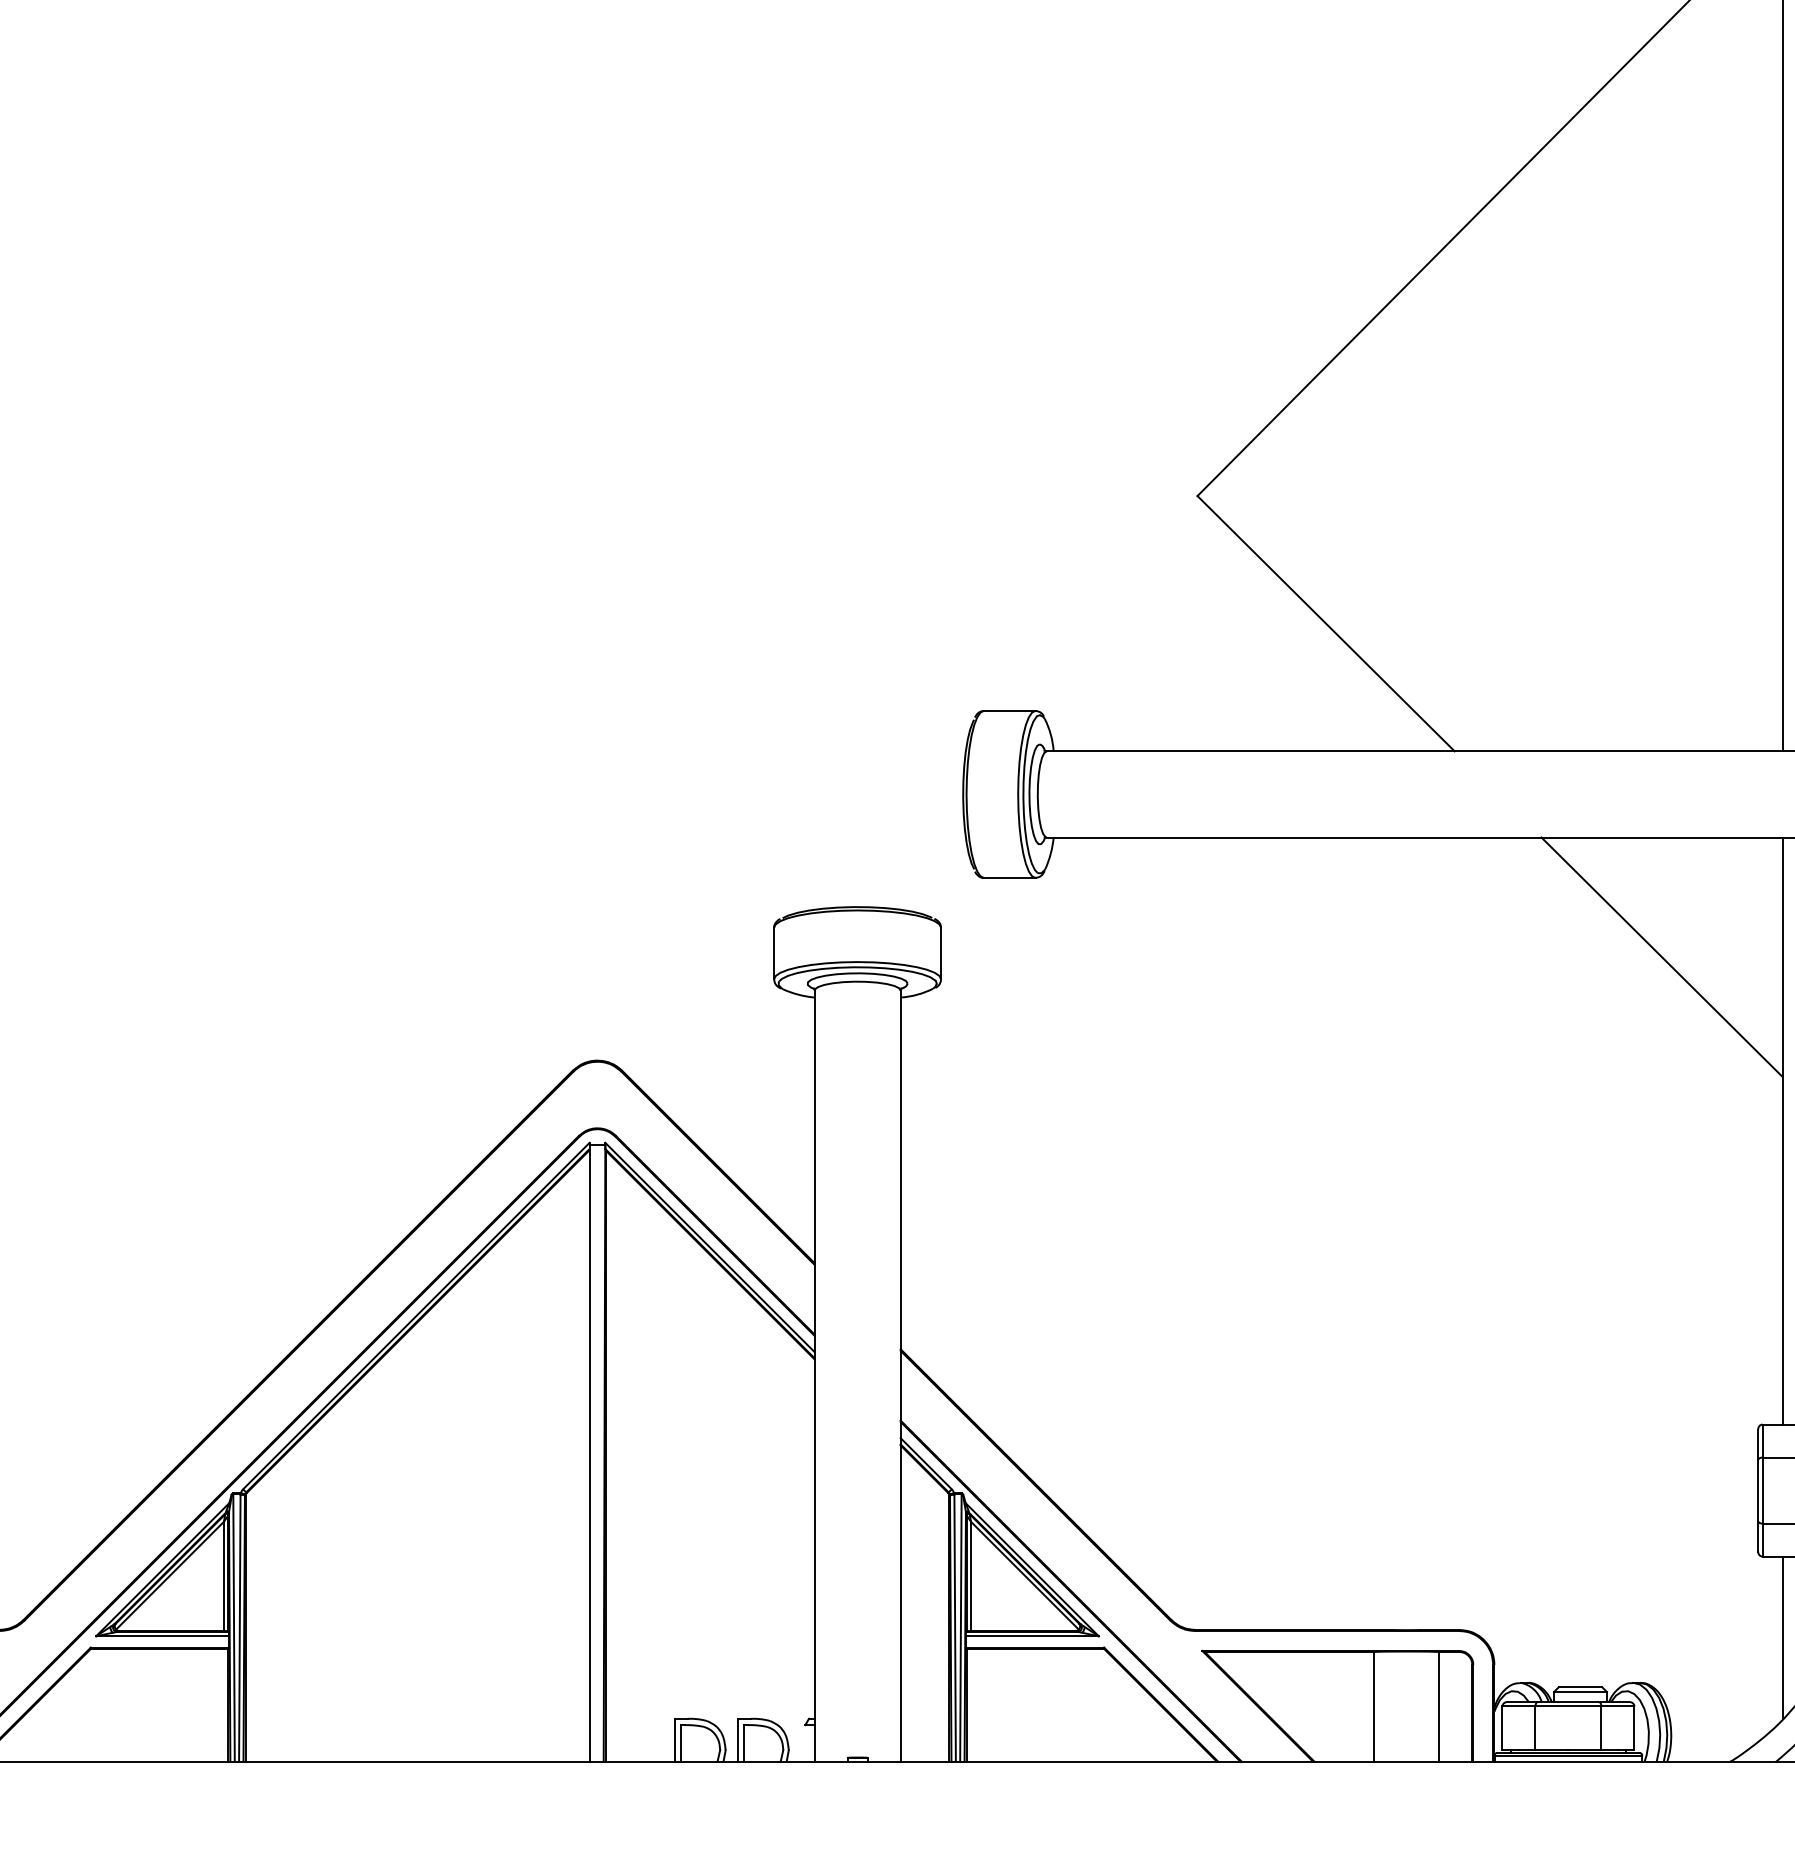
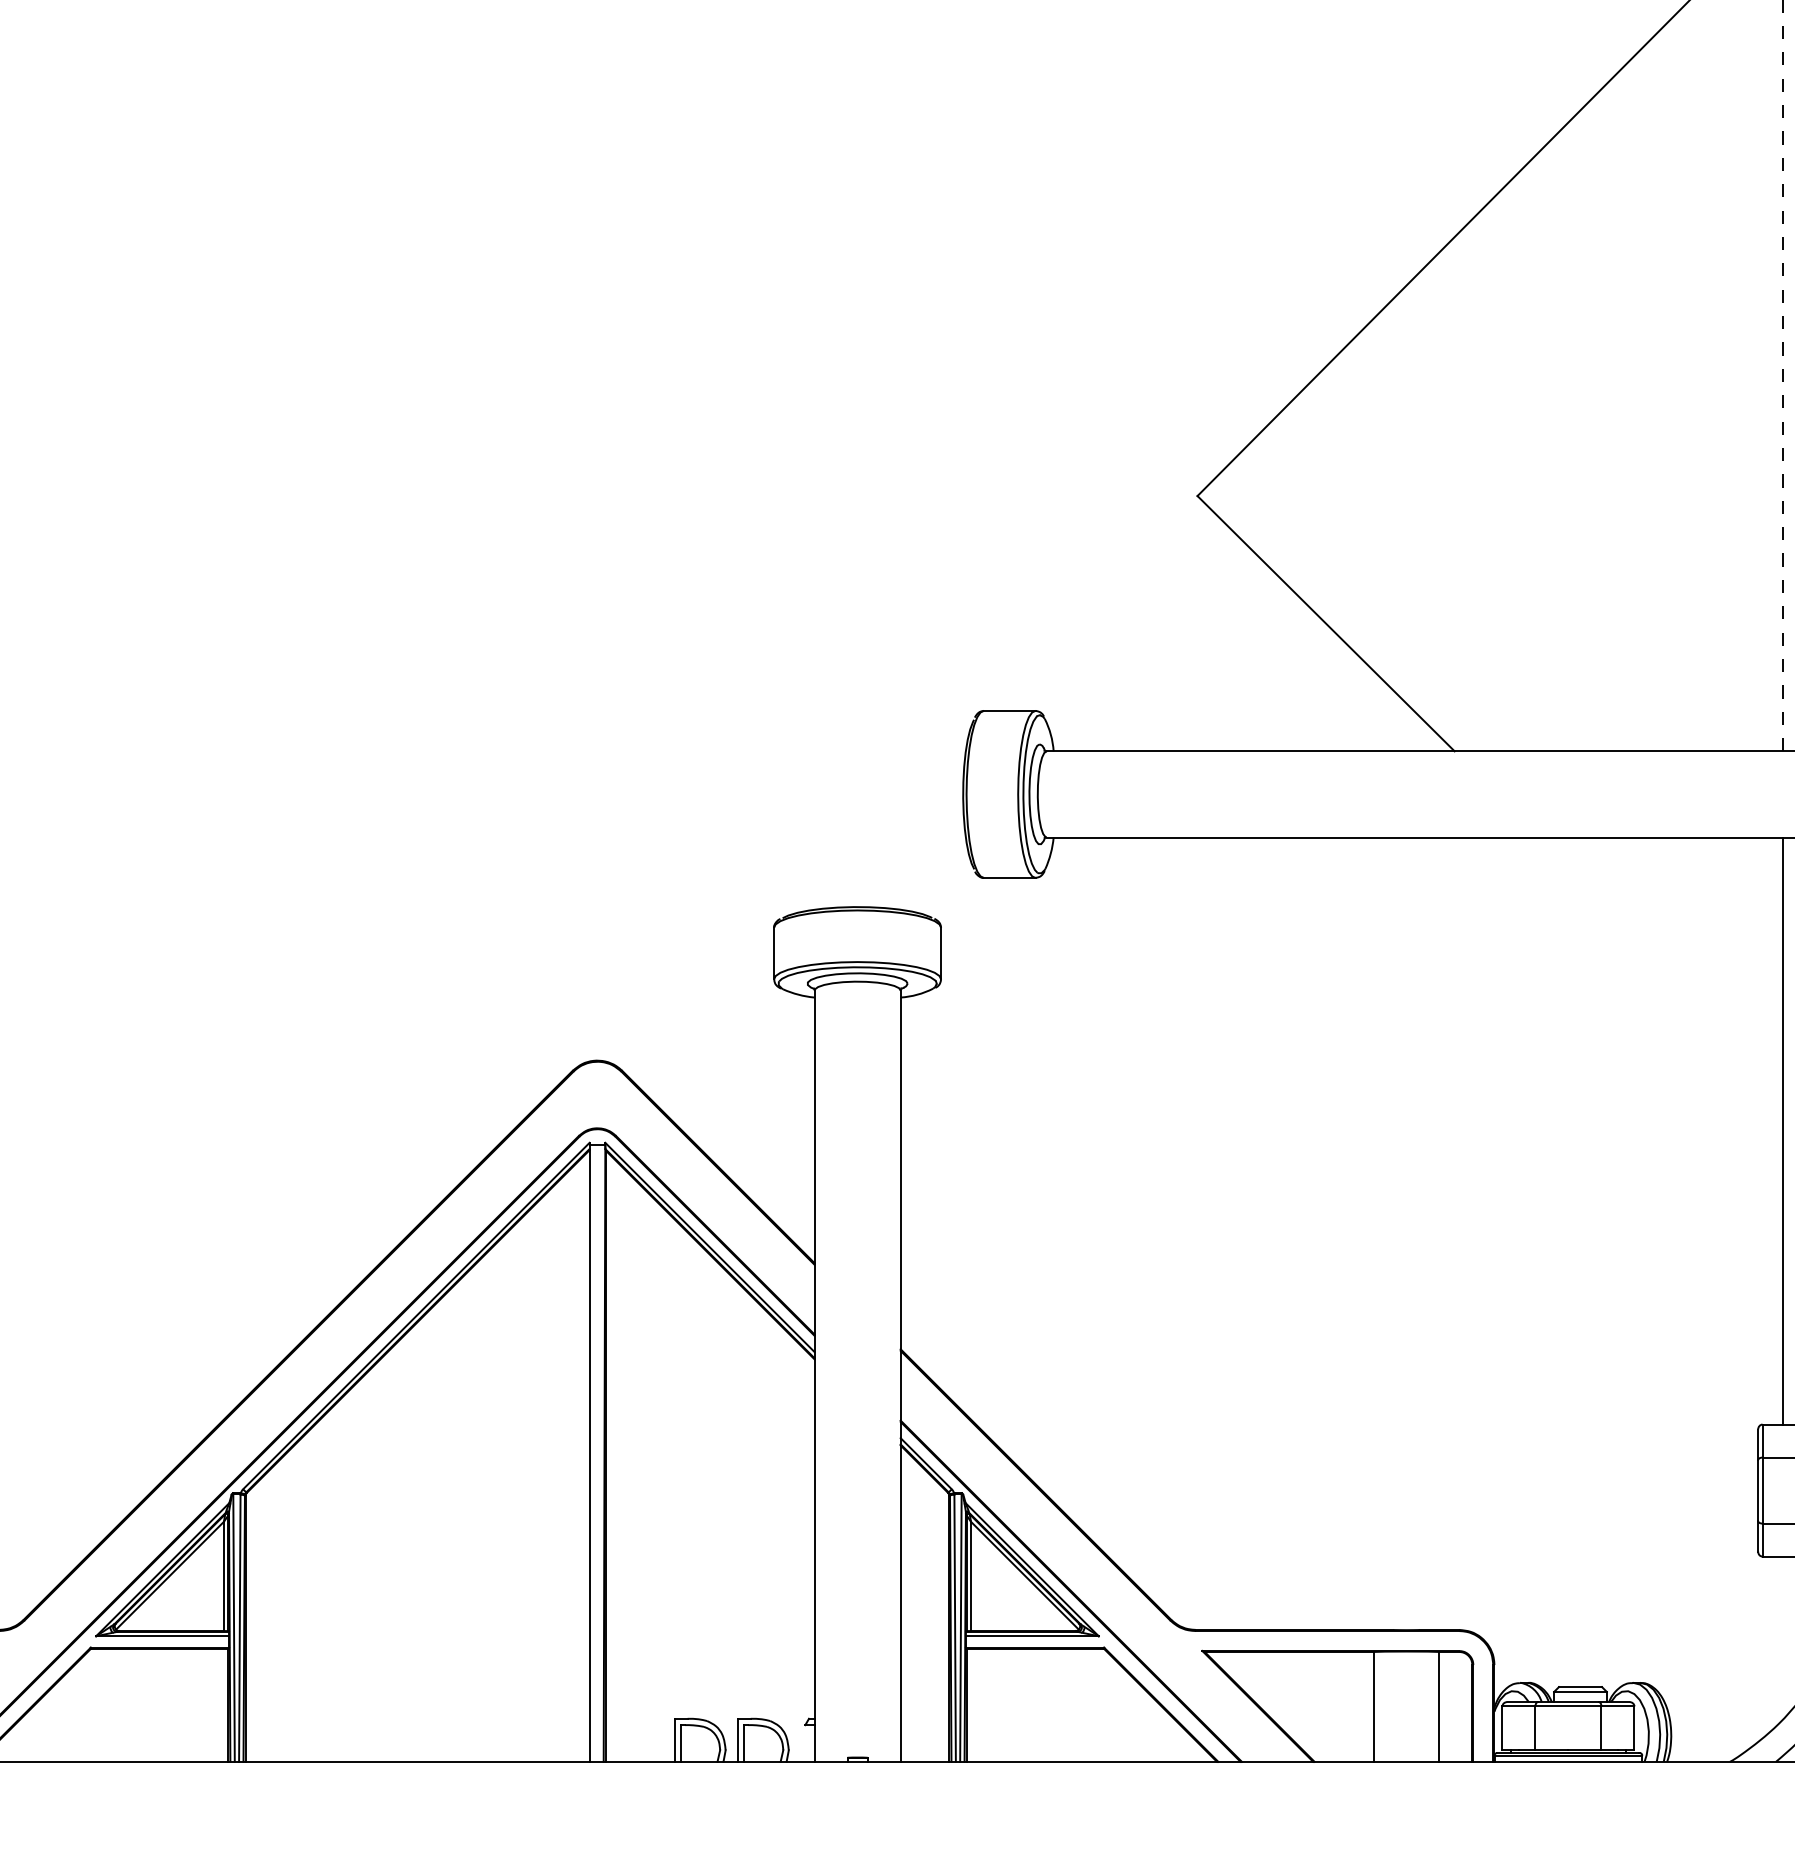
line: solid -> dashed (1782, 375)
line: present -> none (1661, 957)
line: present -> none (1782, 1636)
